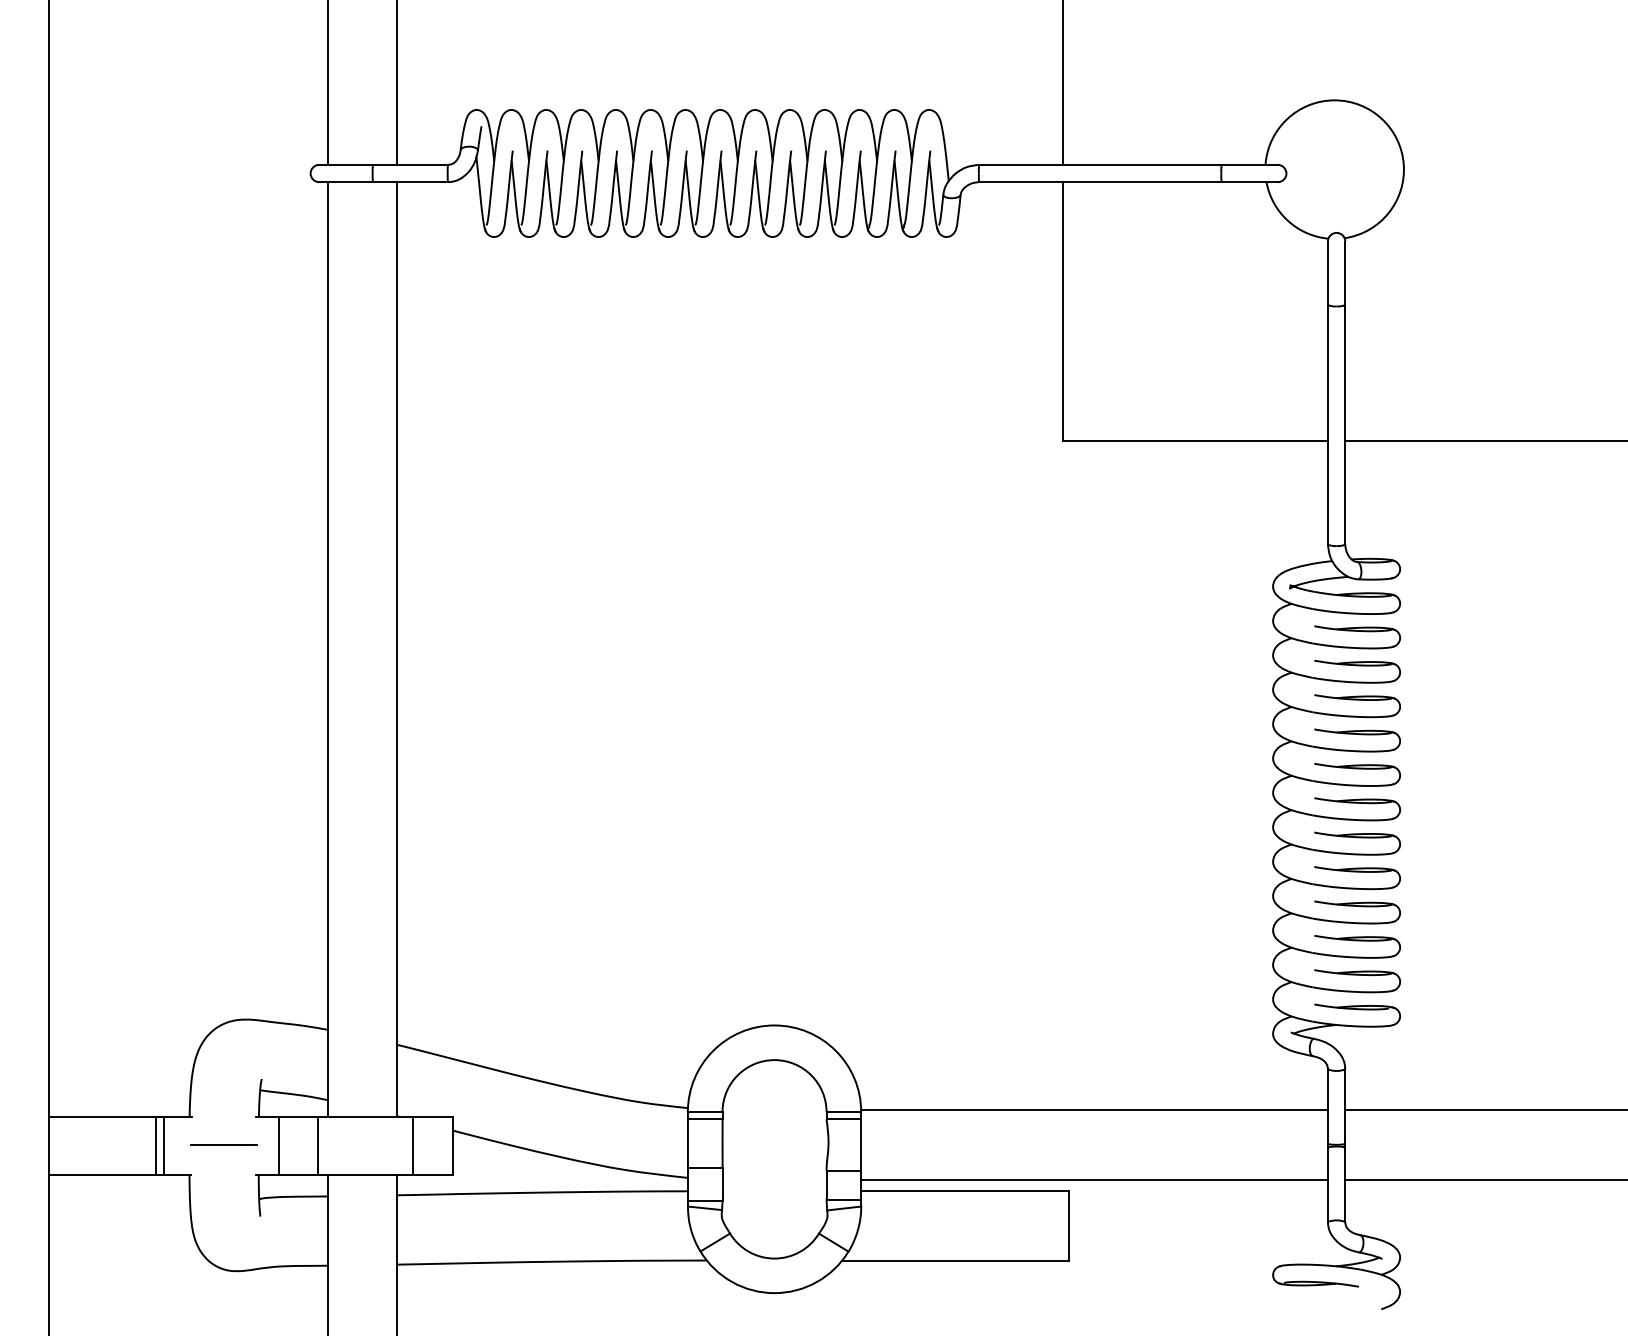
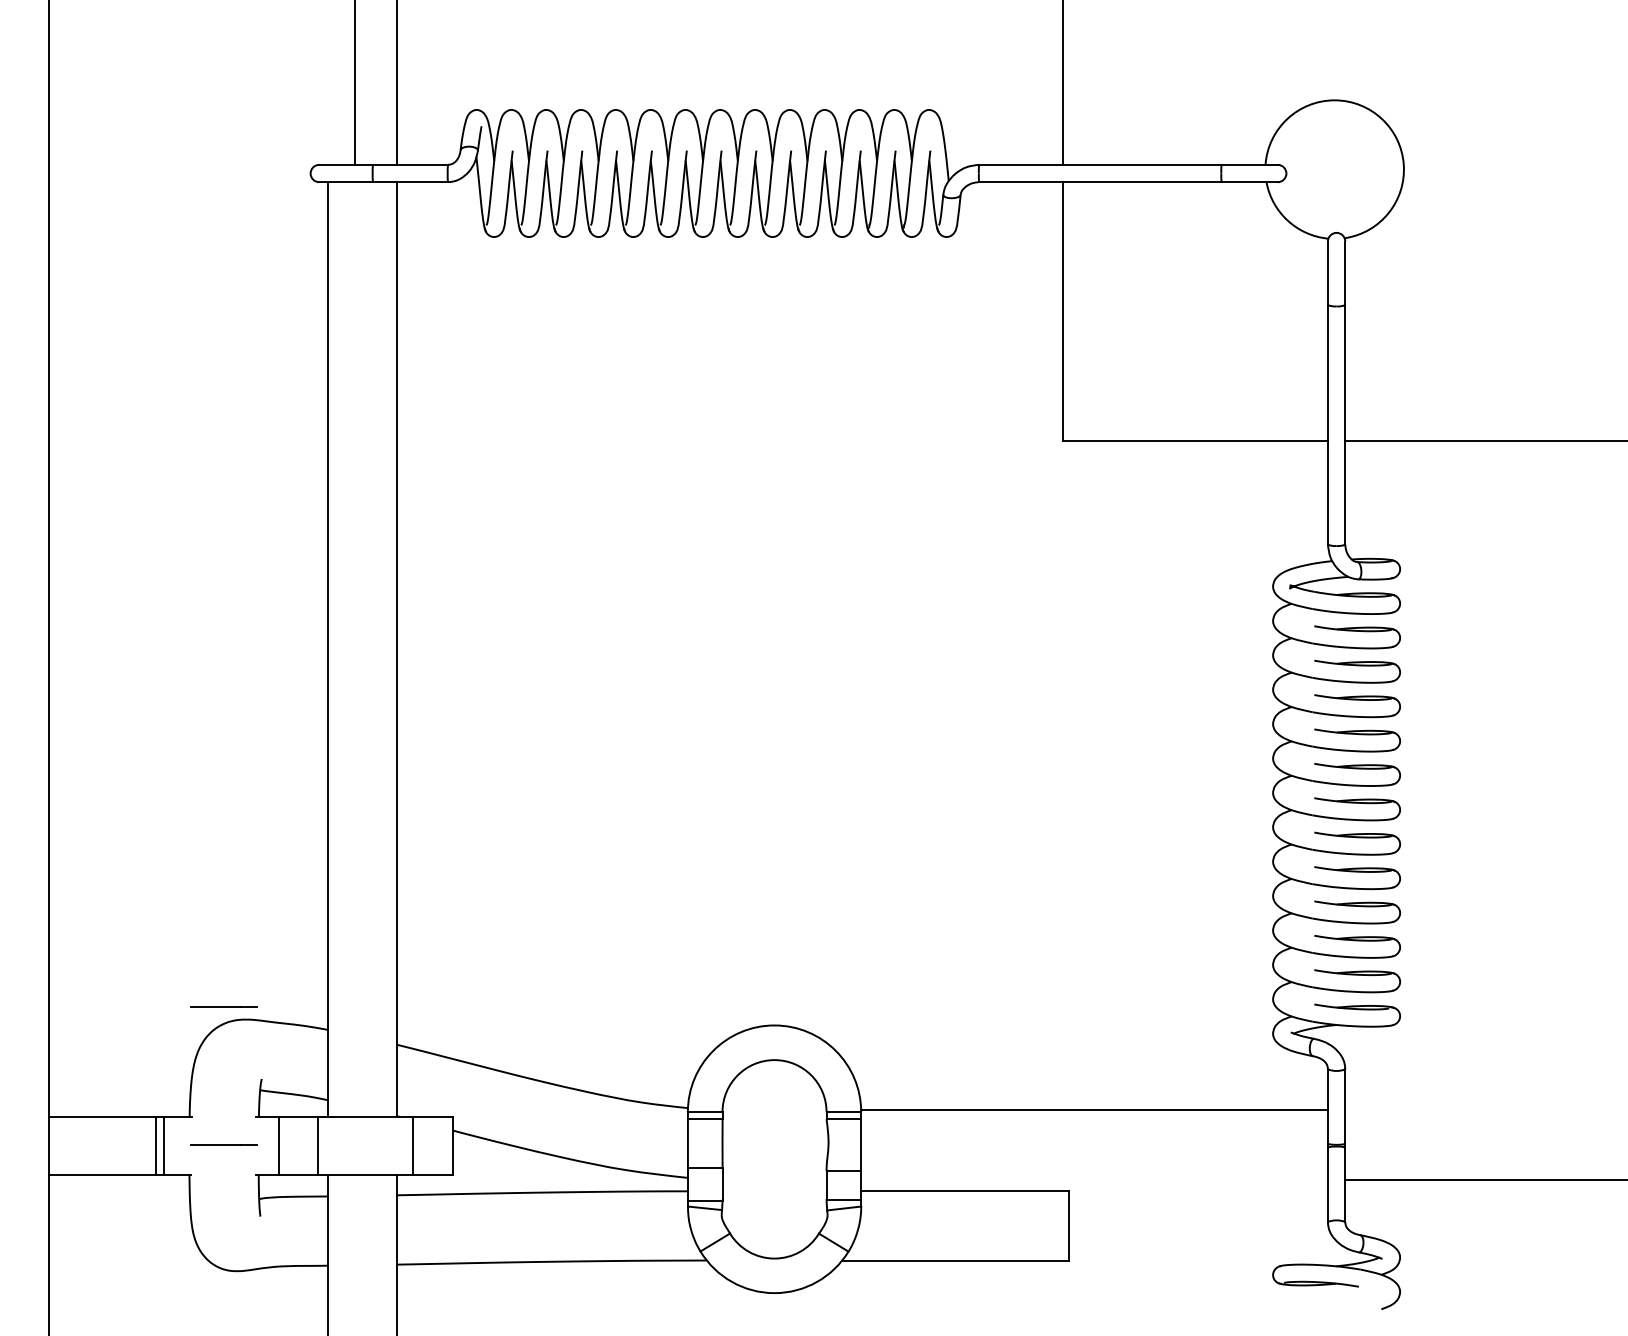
line position: (327, 83) -> (354, 83) (354, 83)
line: none -> present (223, 1006)
line: present -> none (1484, 1110)
line: present -> none (1094, 1179)
